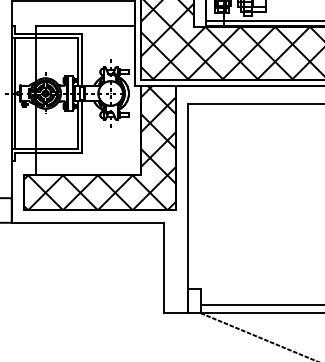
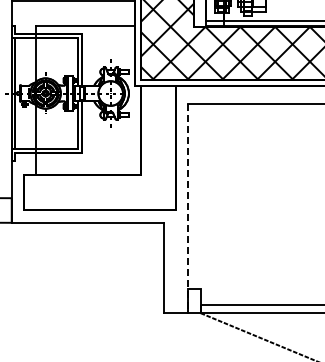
hatch: present -> none (99, 147)
line: solid -> dashed (188, 208)
